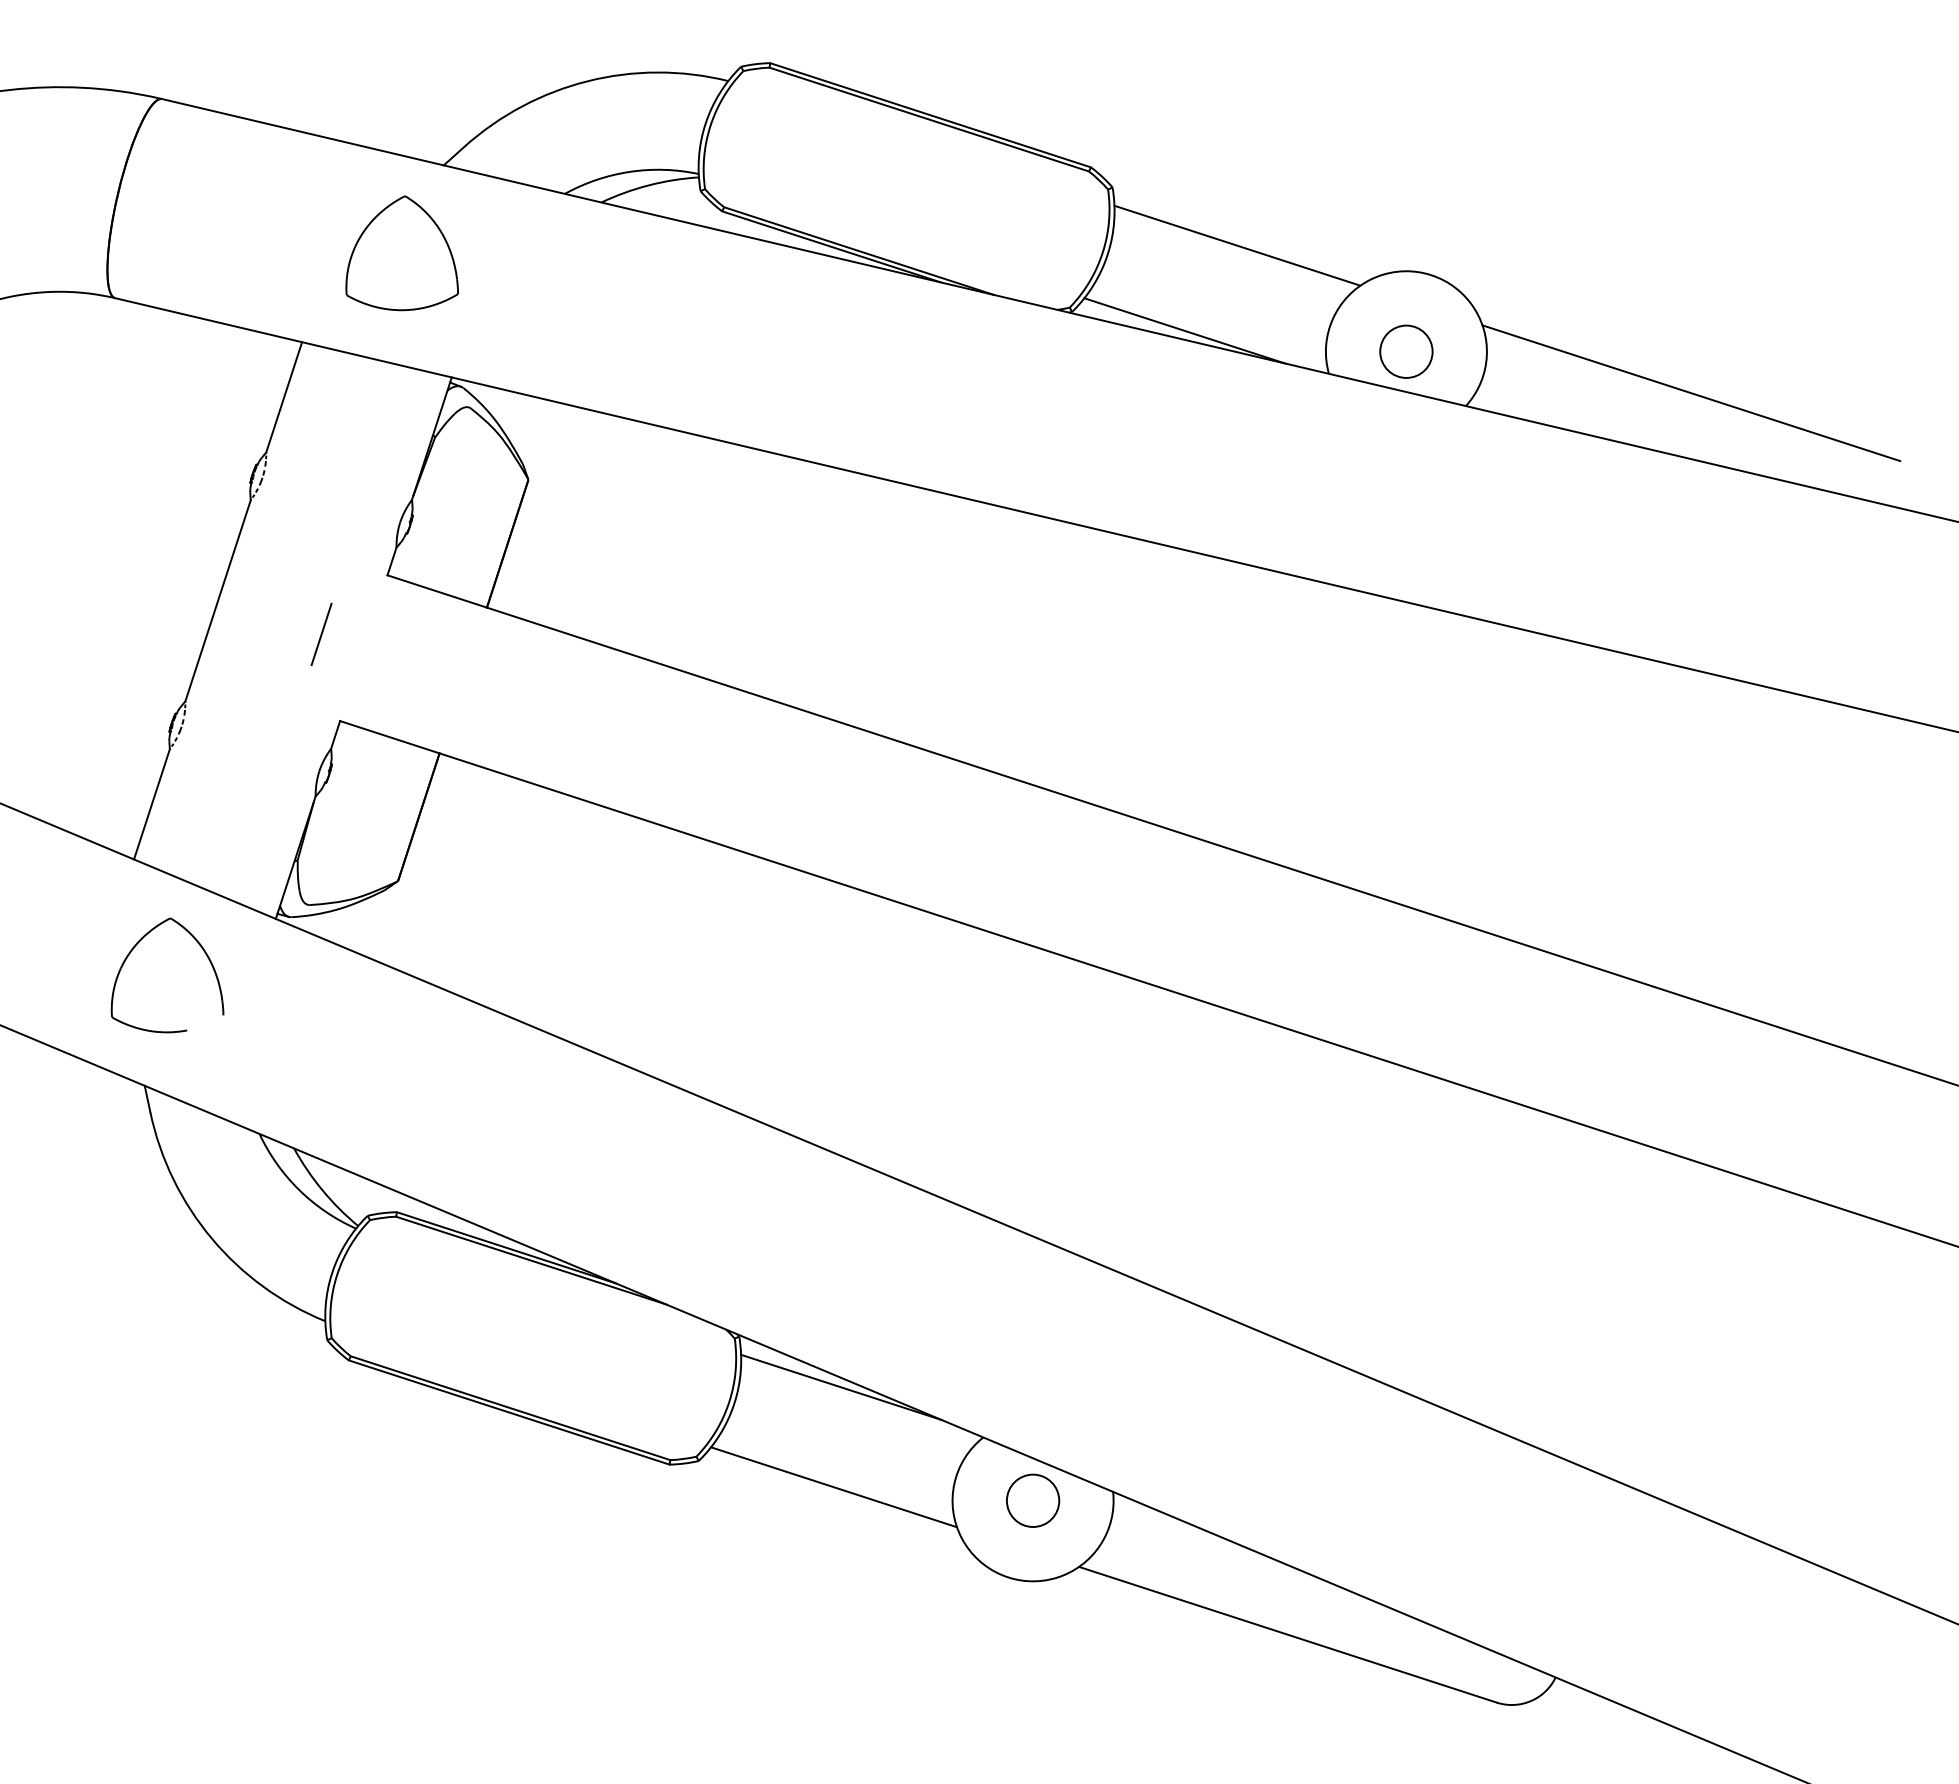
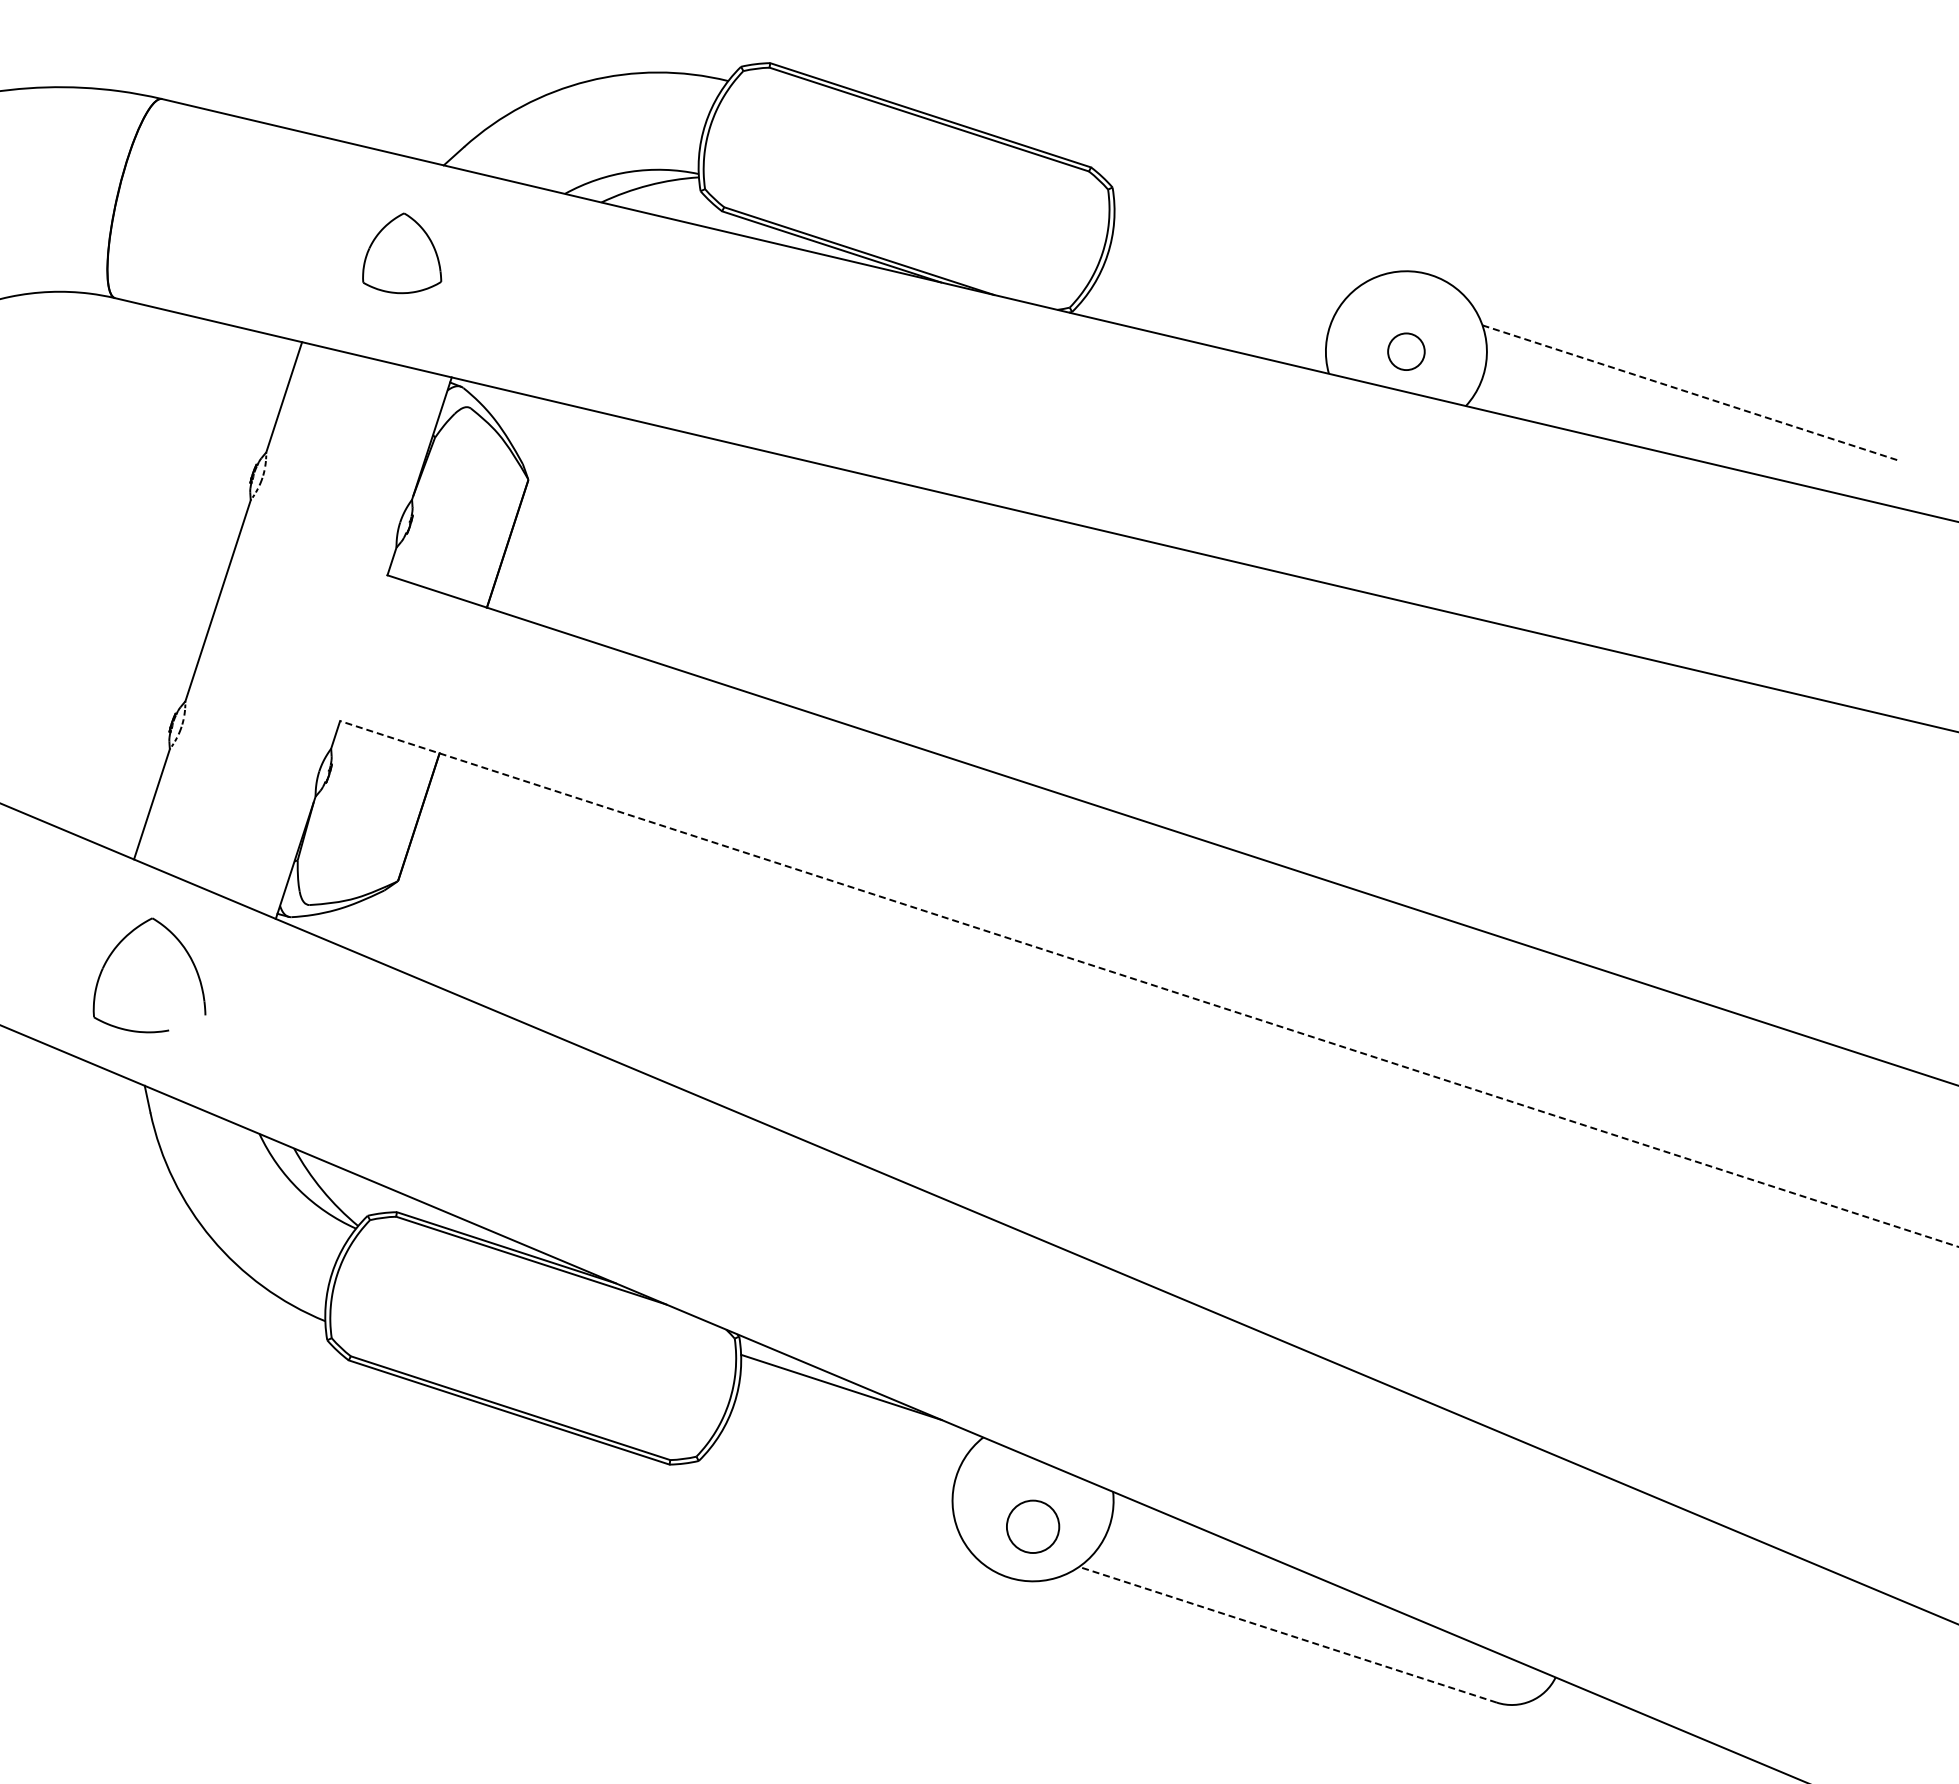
line: present -> none (1237, 245)
part size: 114x117 px -> 81x83 px (402, 253)
line: present -> none (1184, 330)
circle diameter: 52 px -> 37 px (1406, 351)
line: solid -> dashed (1691, 393)
line: present -> none (321, 634)
part position: (135, 947) -> (117, 947) (117, 947)
line: solid -> dashed (1148, 983)
line: present -> none (834, 1487)
circle position: (1033, 1500) -> (1033, 1526) (1033, 1526)
line: solid -> dashed (1287, 1634)
